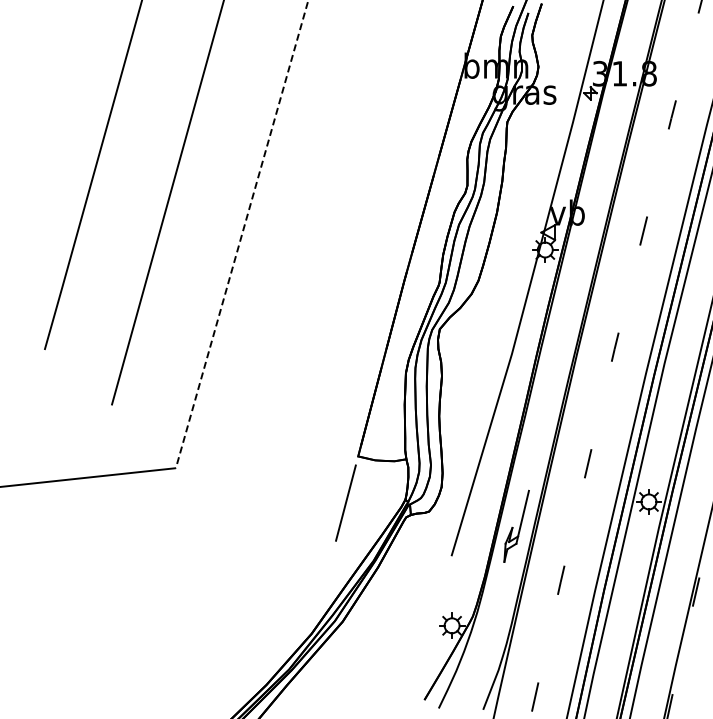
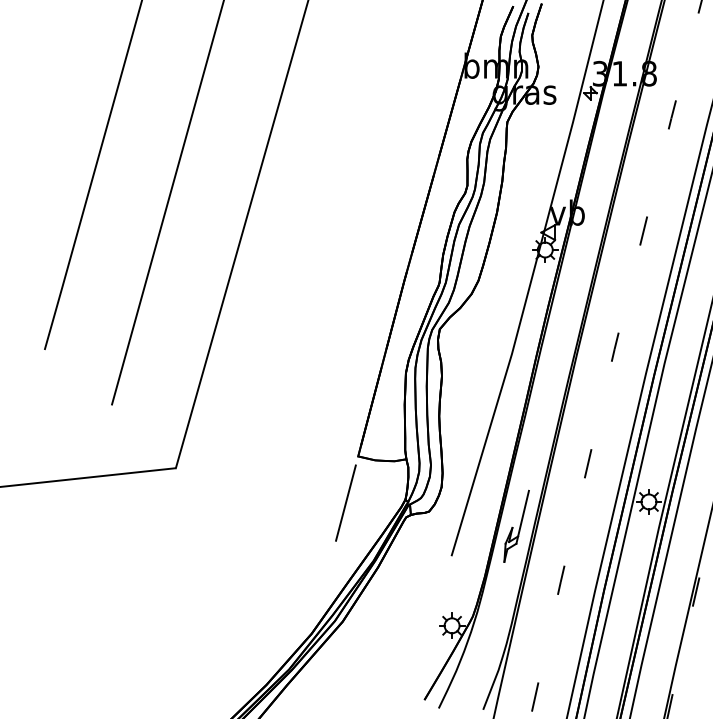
line: dashed -> solid (242, 234)
